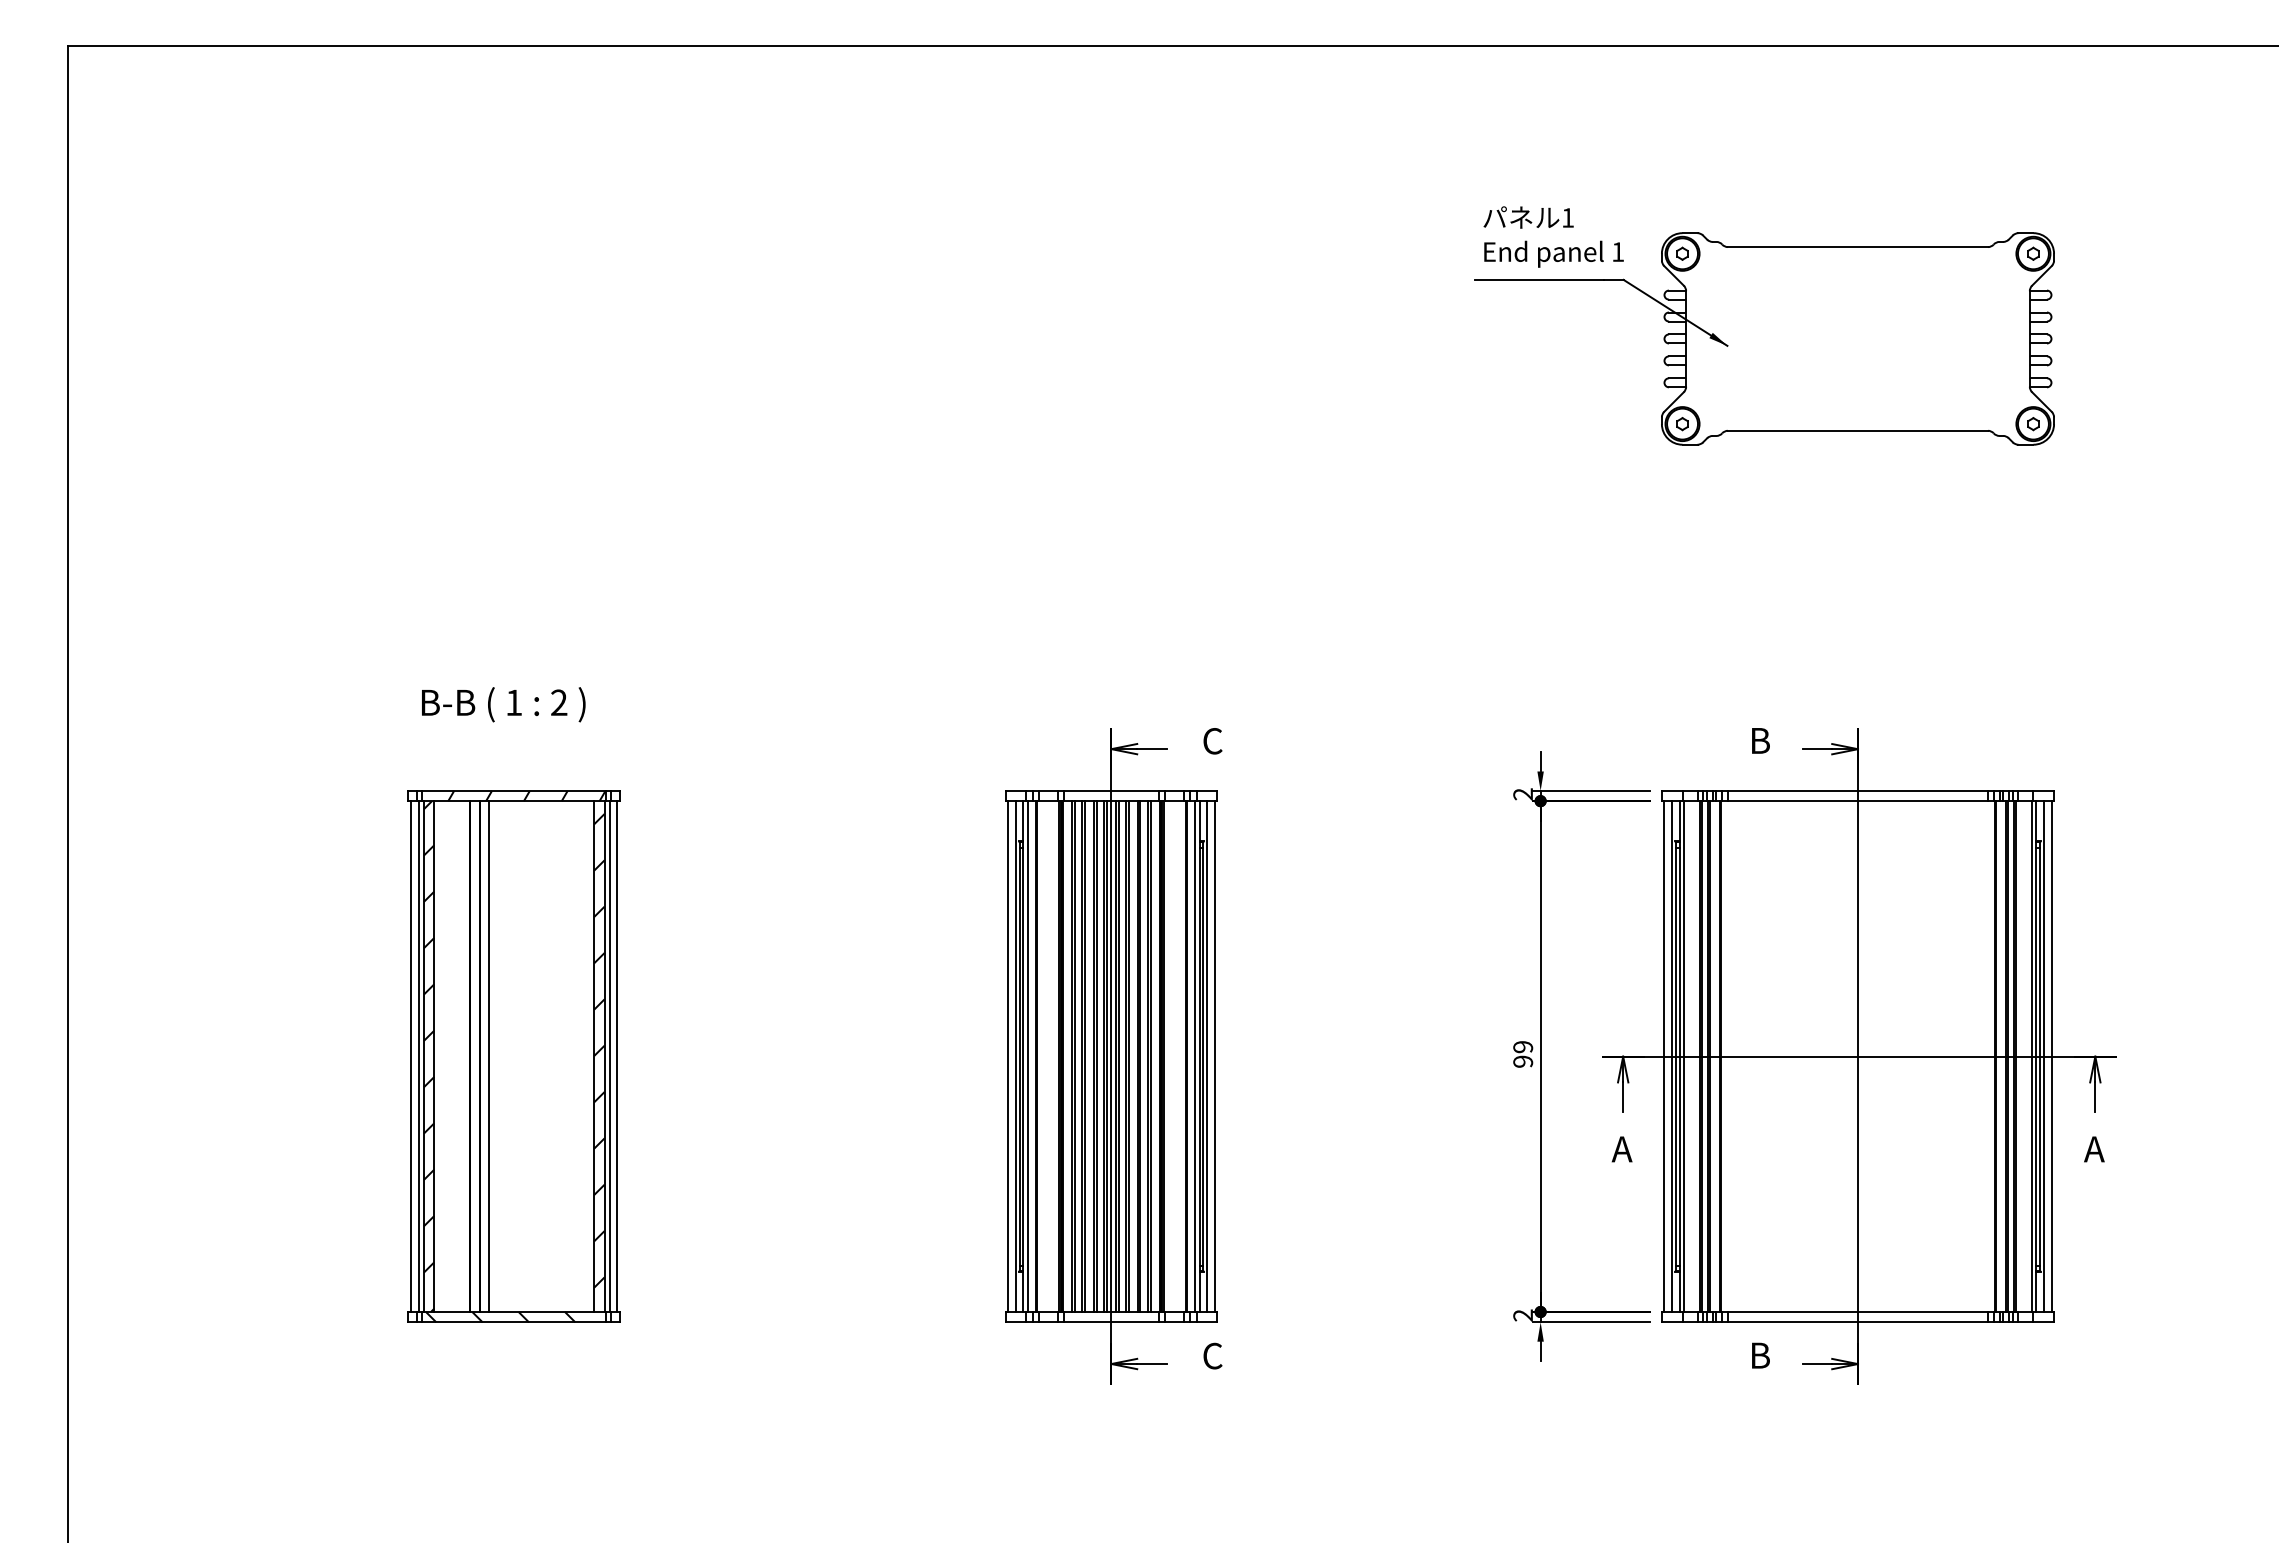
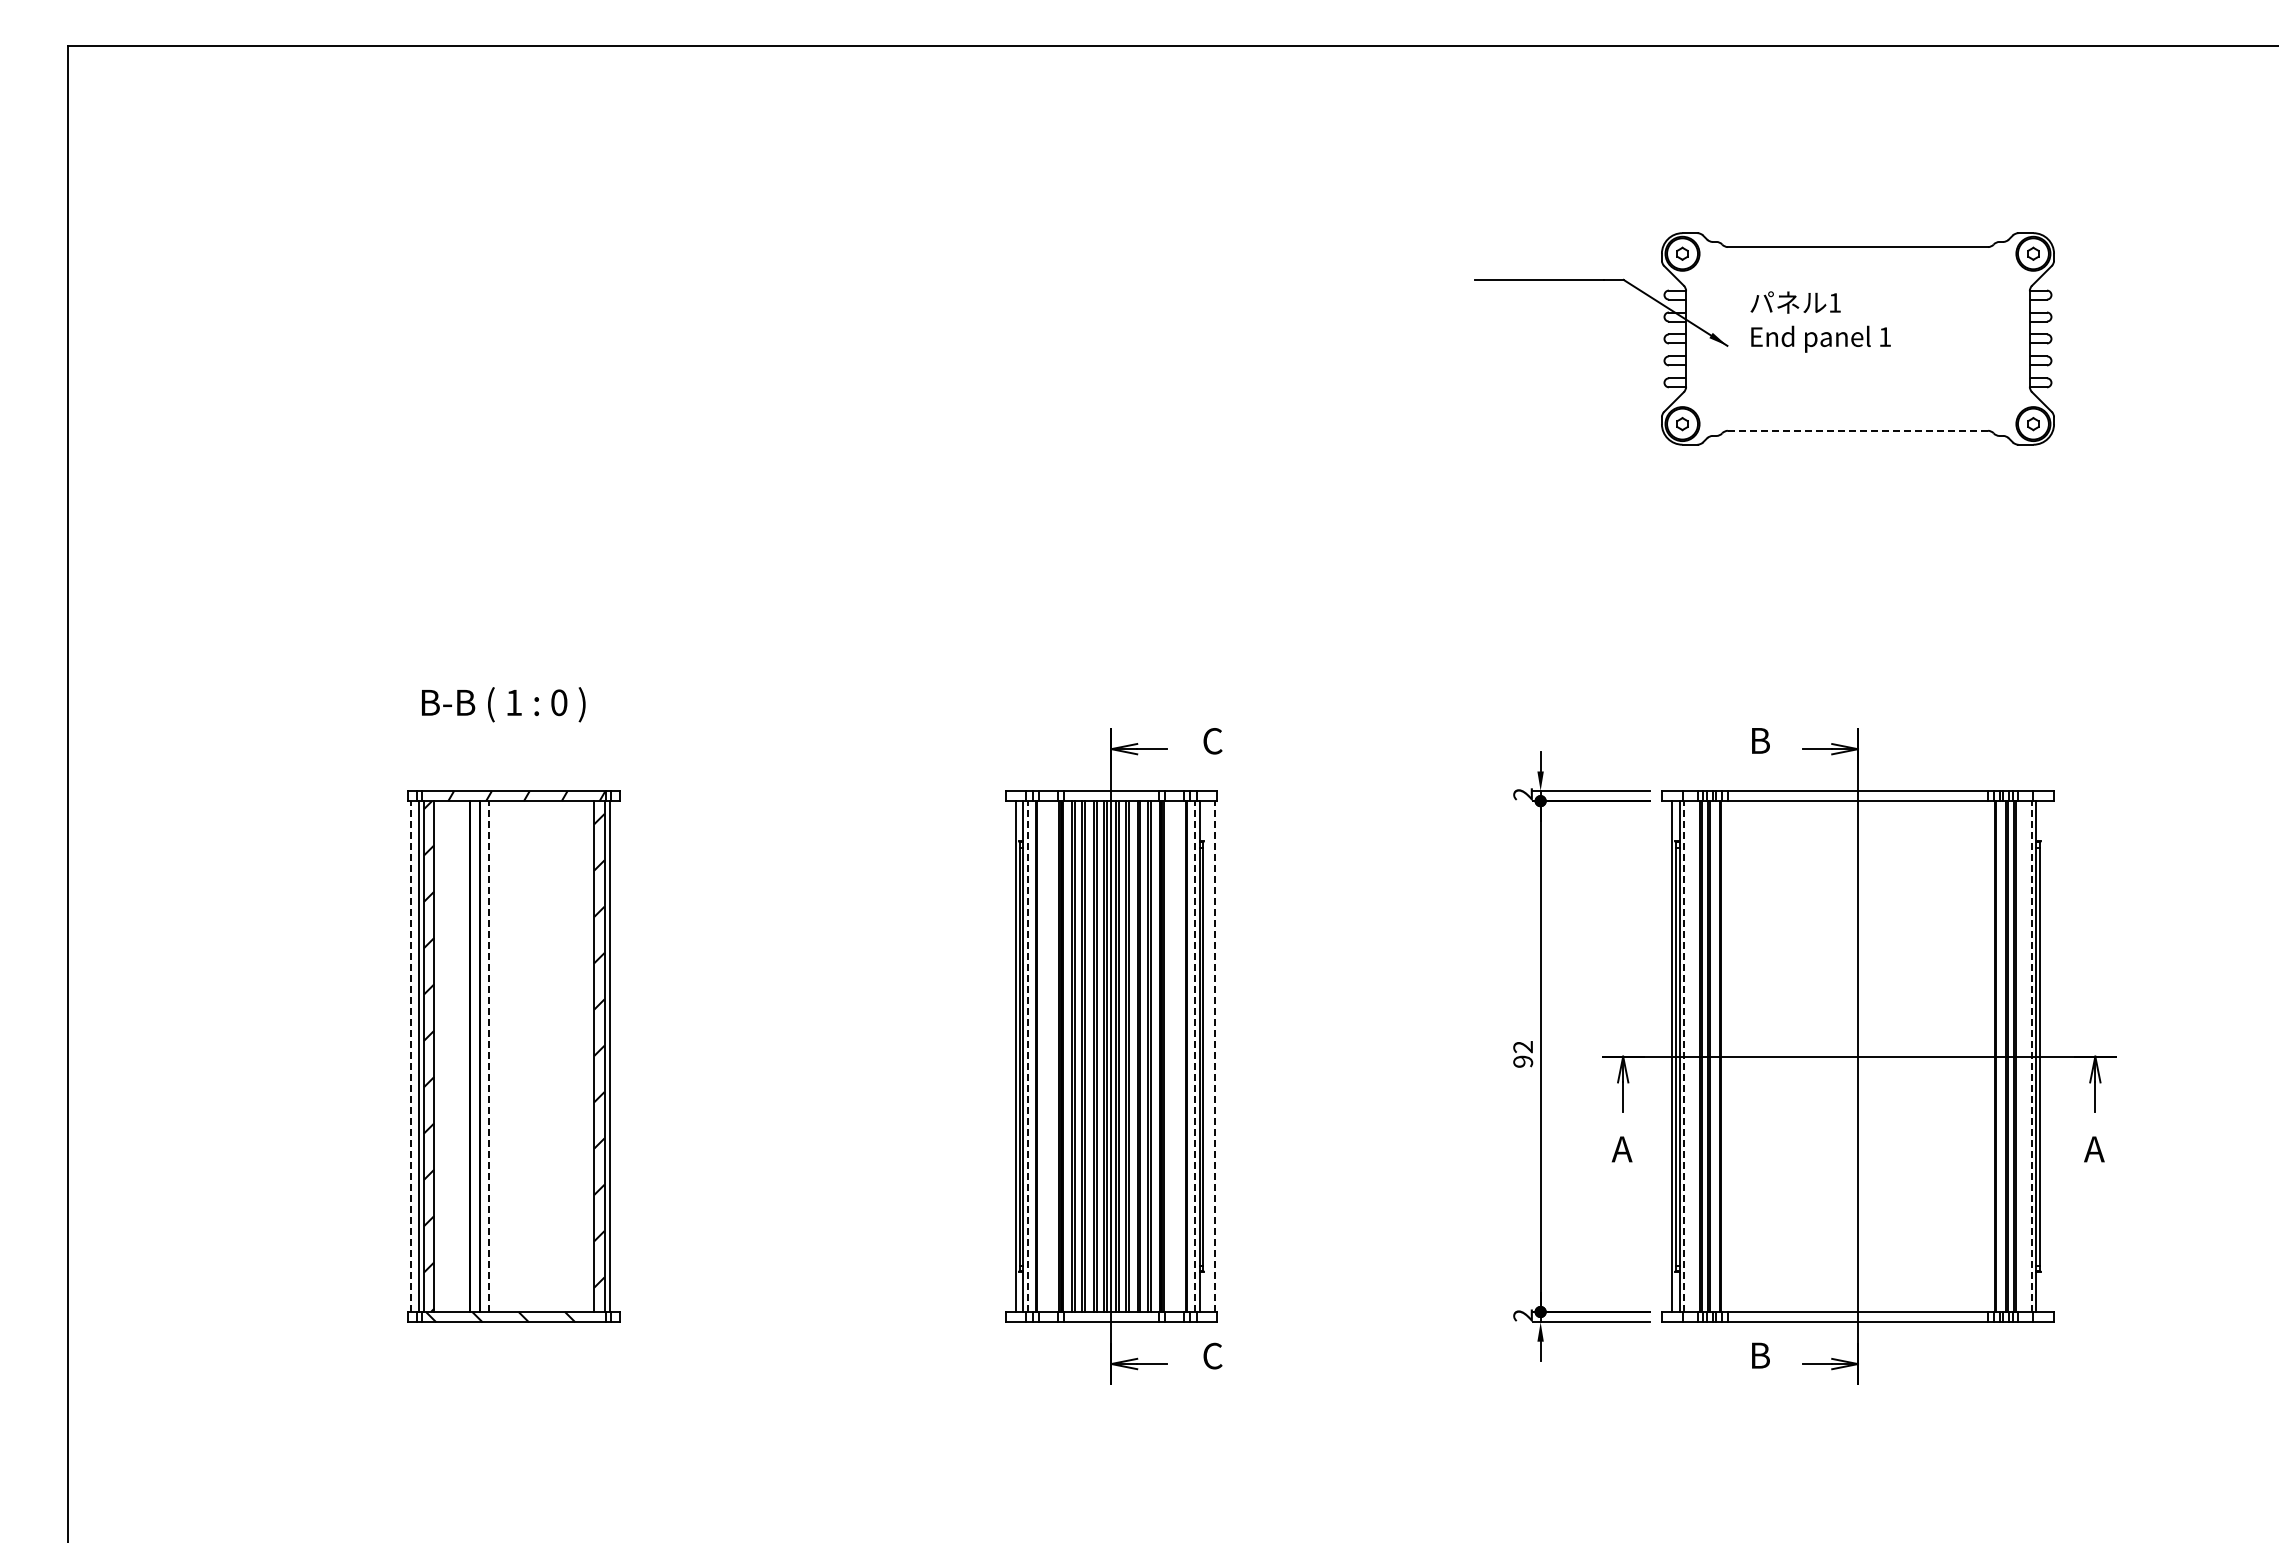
text position: (1553, 236) -> (1820, 321) (1820, 321)
line: solid -> dashed (1857, 430)
text: 2 -> 0 (559, 702)
text: 99 -> 92 (1523, 1047)
line: solid -> dashed (411, 1056)
line: solid -> dashed (489, 1056)
line: present -> none (617, 1056)
line: present -> none (1008, 1056)
line: solid -> dashed (1027, 1056)
line: solid -> dashed (1194, 1056)
line: present -> none (1207, 1056)
line: solid -> dashed (1214, 1056)
line: present -> none (1664, 1056)
line: solid -> dashed (1684, 1056)
line: solid -> dashed (2031, 1056)
line: present -> none (2043, 1056)
line: present -> none (2051, 1056)
